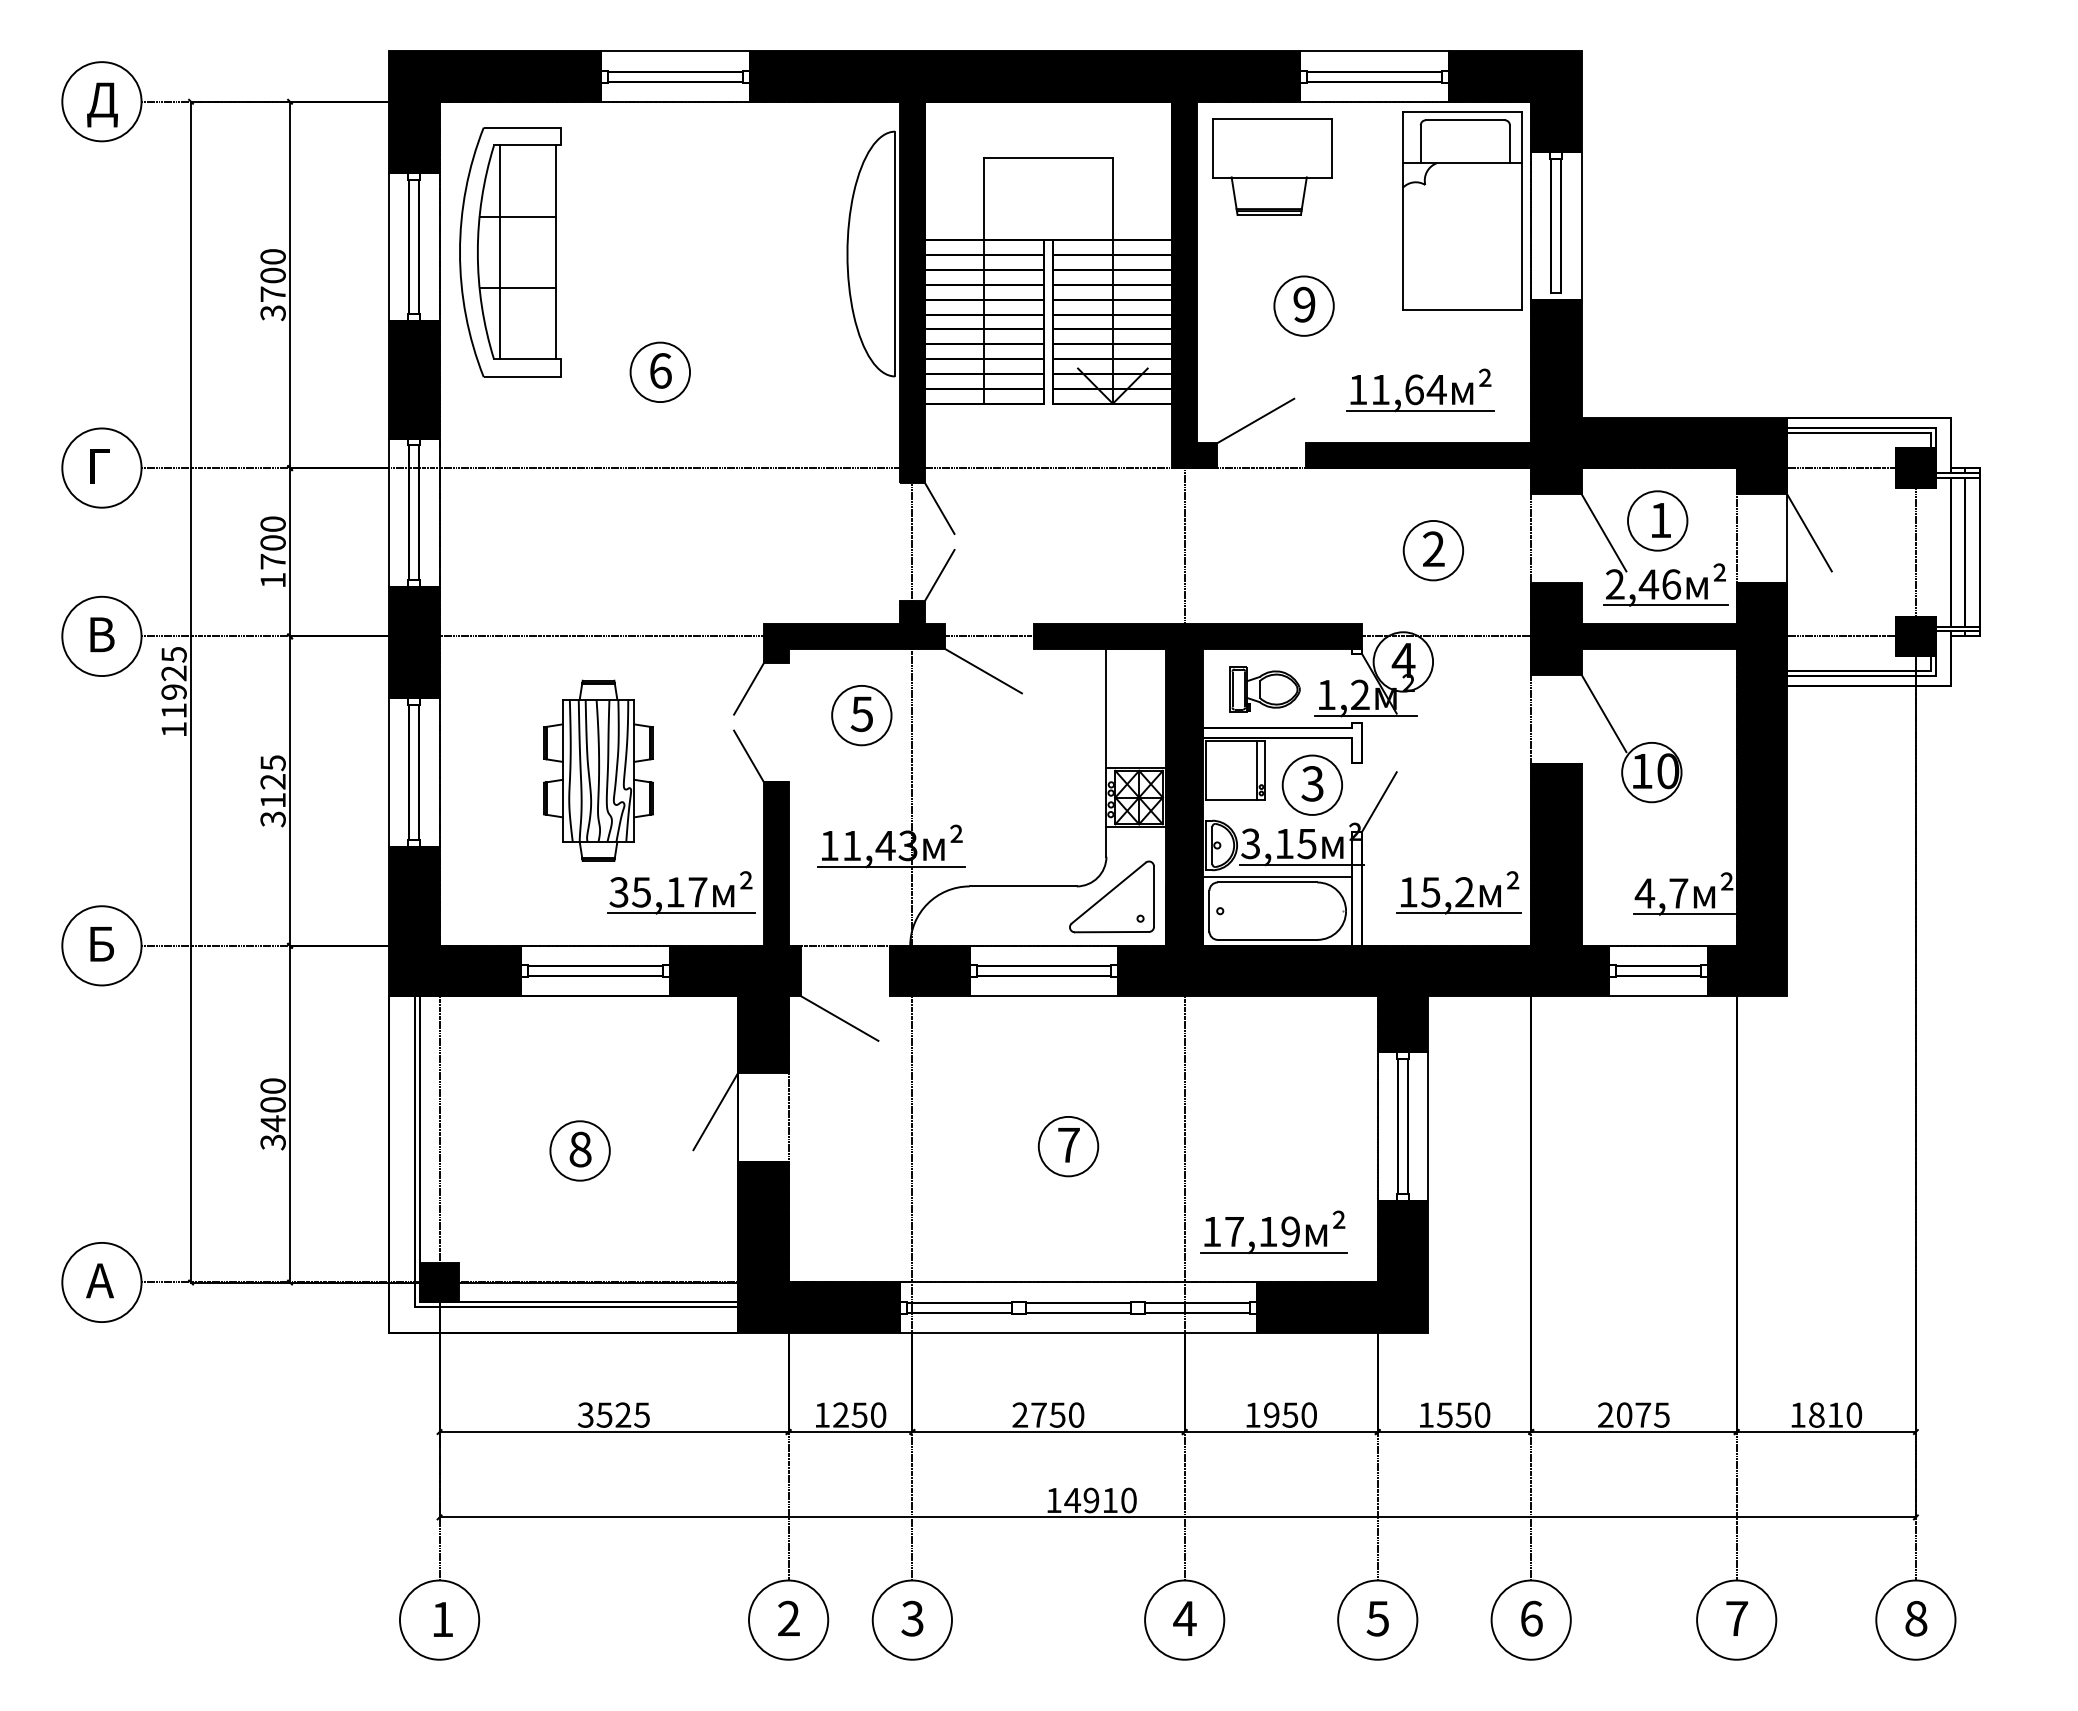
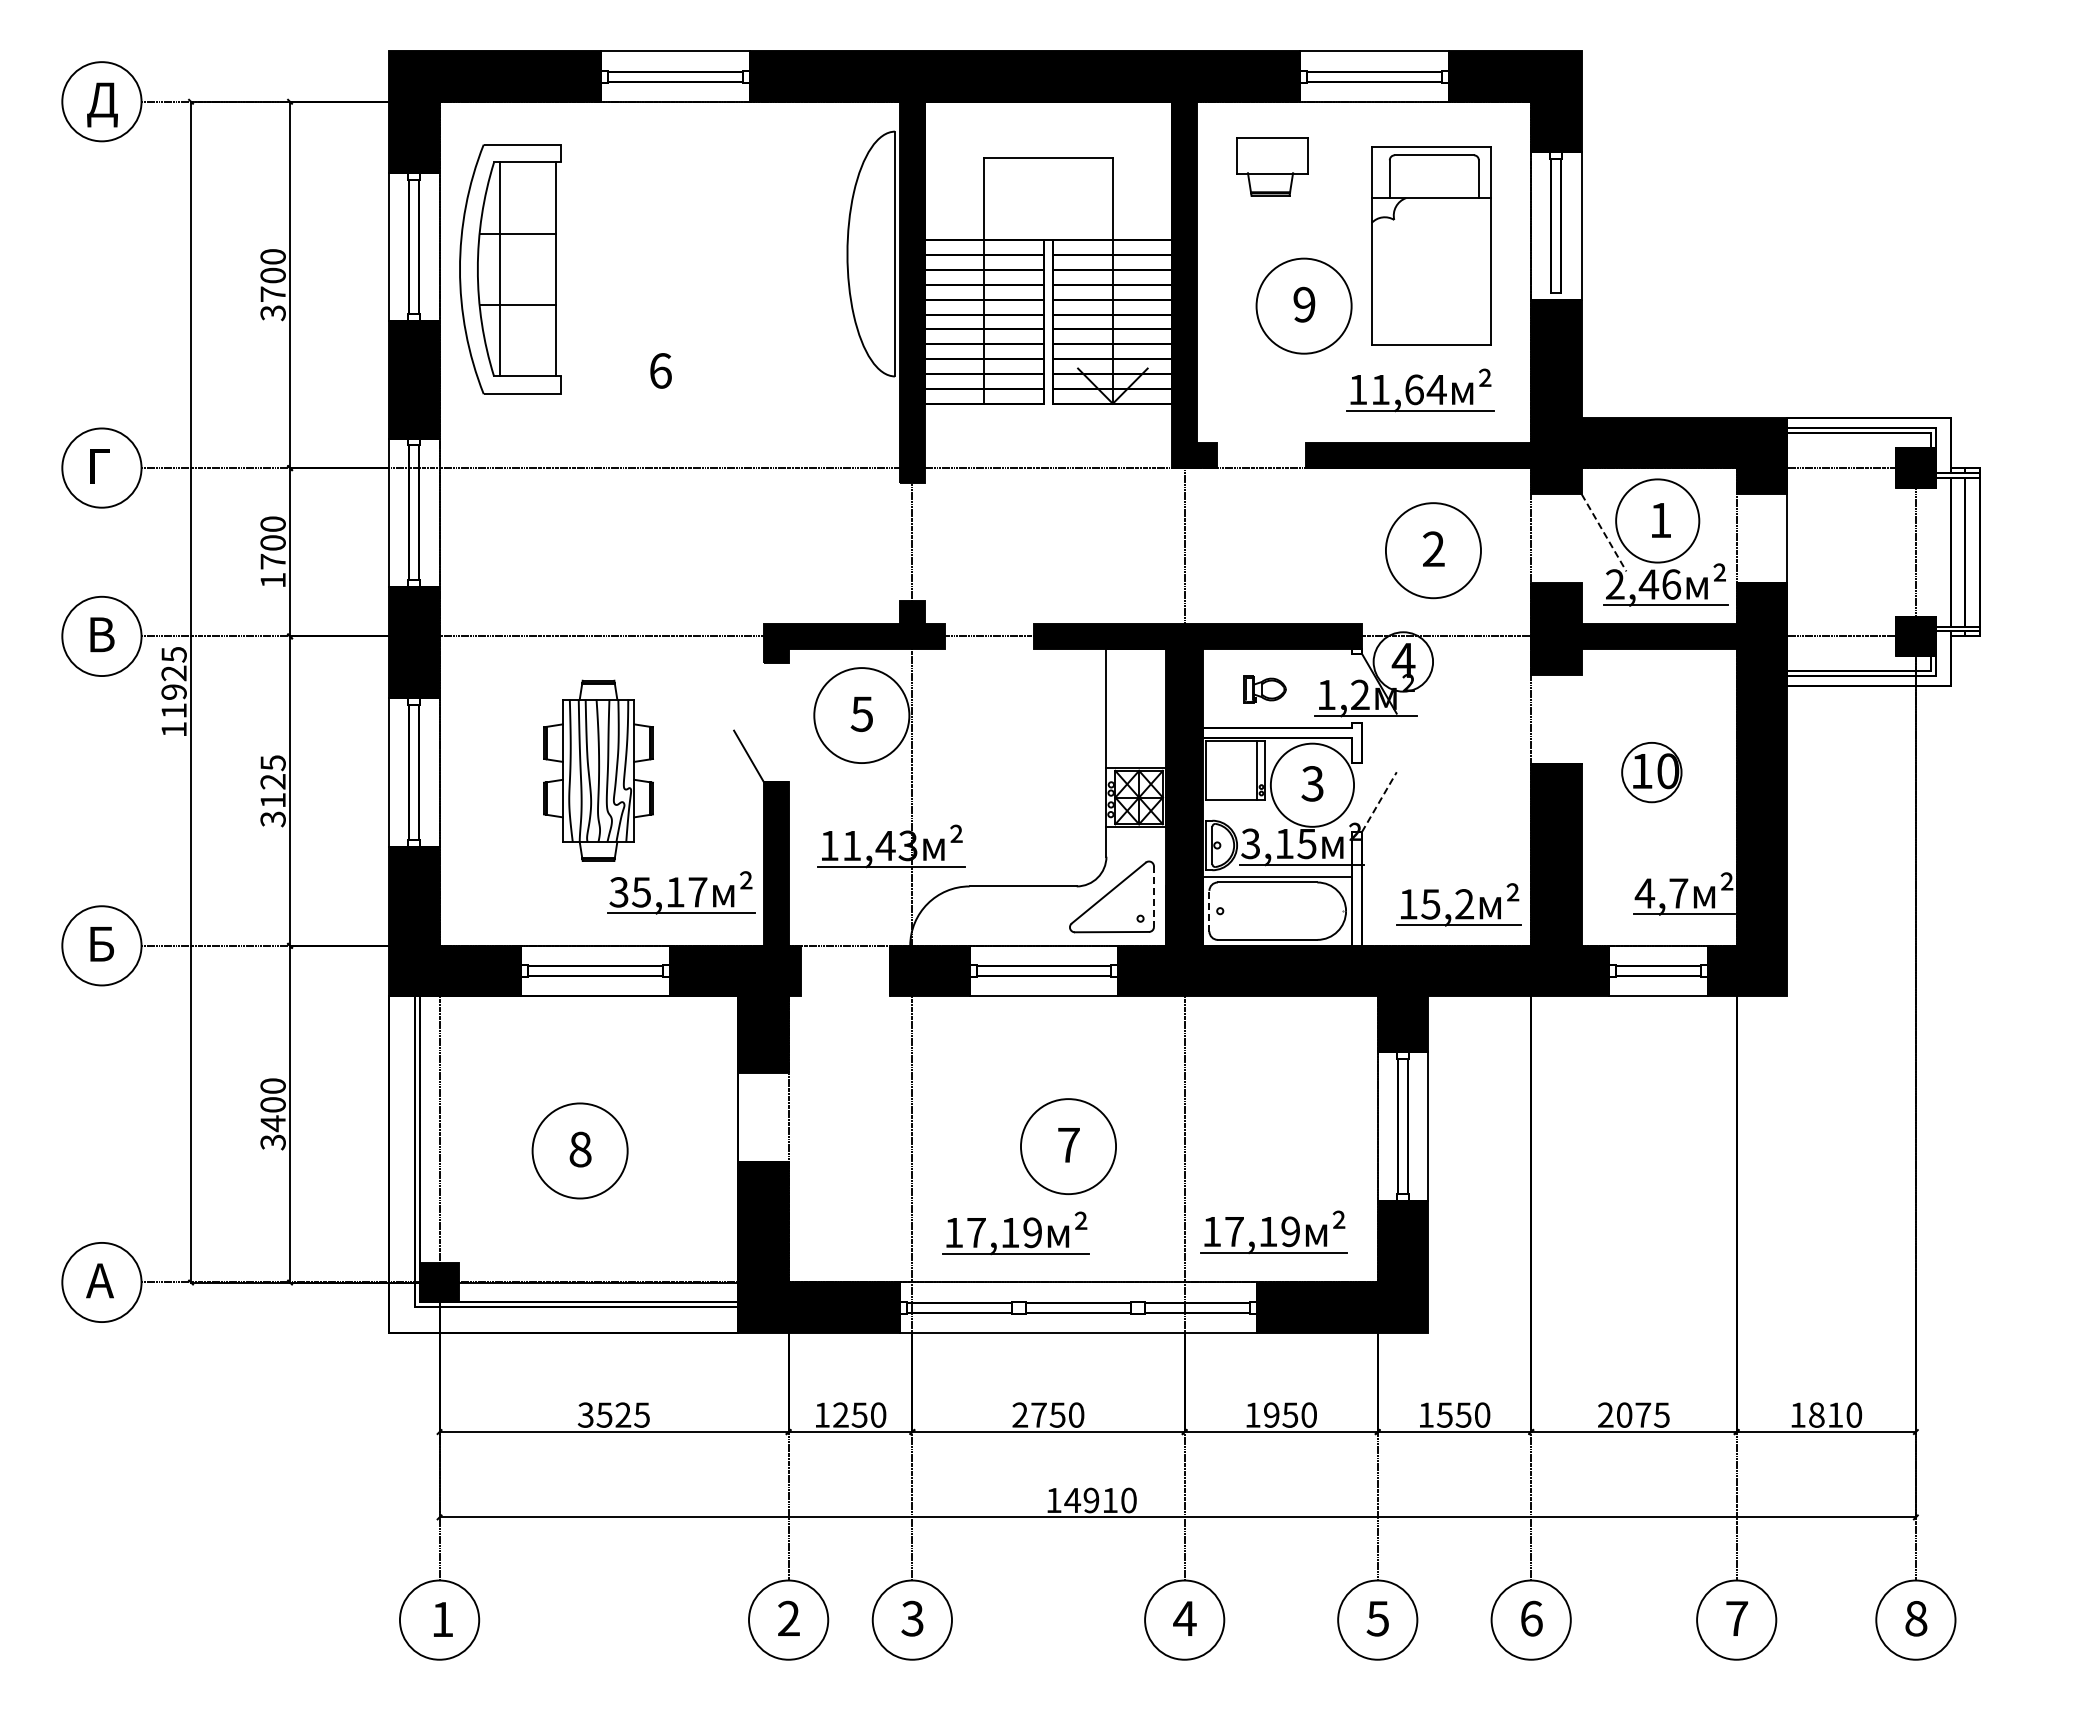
part size: 121x98 px -> 73x60 px (1272, 166)
part position: (1462, 210) -> (1431, 245) (1431, 245)
part position: (510, 252) -> (510, 269) (510, 269)
circle diameter: 59 px -> 95 px (1303, 305)
circle: present -> none (659, 371)
line: present -> none (1255, 420)
line: present -> none (939, 507)
circle diameter: 59 px -> 83 px (1657, 520)
line: solid -> dashed (1604, 532)
line: present -> none (1809, 532)
circle diameter: 59 px -> 95 px (1432, 550)
line: present -> none (939, 575)
line: present -> none (982, 670)
line: present -> none (748, 688)
part size: 72x47 px -> 44x29 px (1264, 689)
line: present -> none (1603, 713)
circle diameter: 59 px -> 95 px (861, 715)
circle diameter: 59 px -> 83 px (1312, 784)
line: solid -> dashed (1379, 802)
part position: (1464, 895) -> (1464, 907) (1464, 907)
line: solid -> dashed (1153, 897)
line: solid -> dashed (1209, 910)
line: present -> none (839, 1018)
line: present -> none (715, 1111)
circle diameter: 59 px -> 95 px (1068, 1146)
circle diameter: 59 px -> 95 px (579, 1150)
part: none -> present (1015, 1233)
